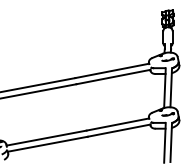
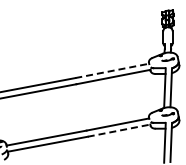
line: solid -> dashed (112, 70)
line: solid -> dashed (119, 130)
